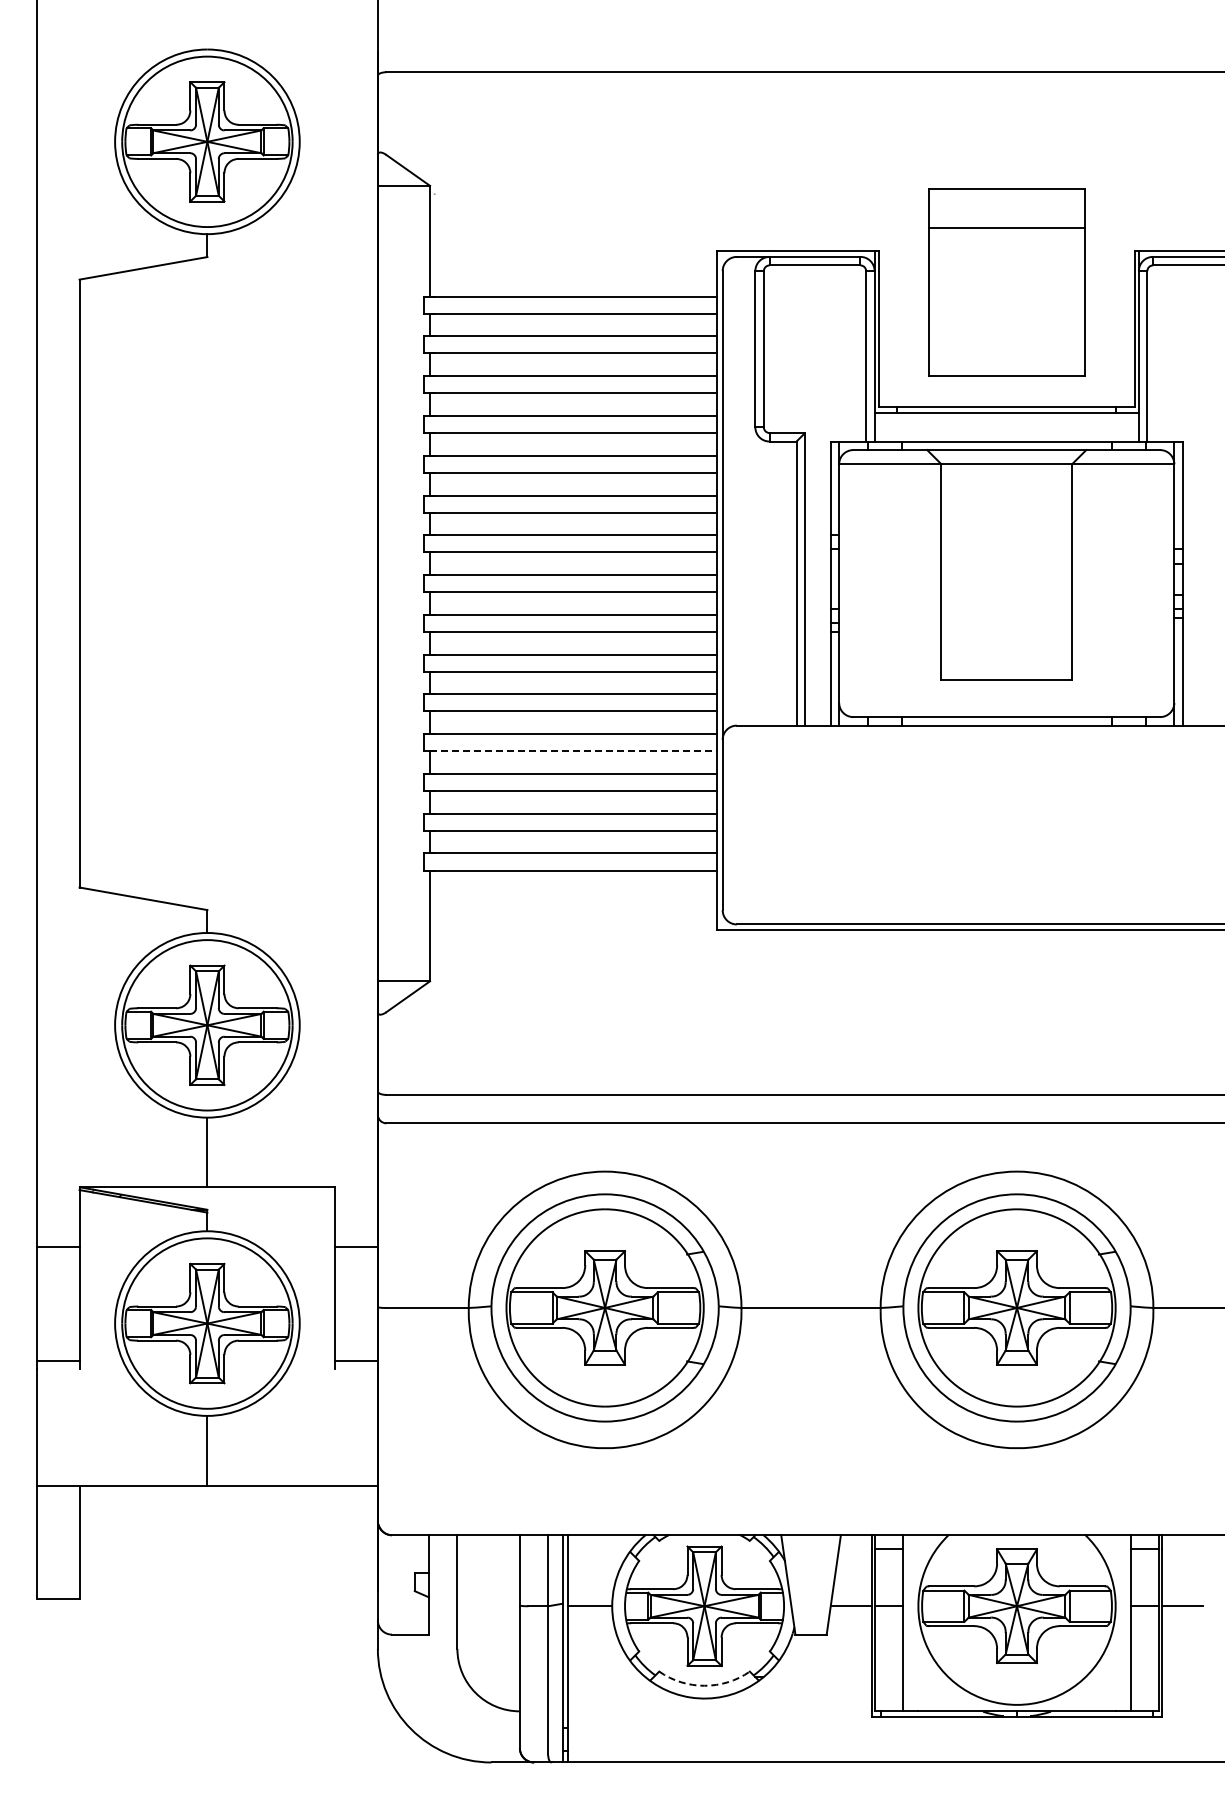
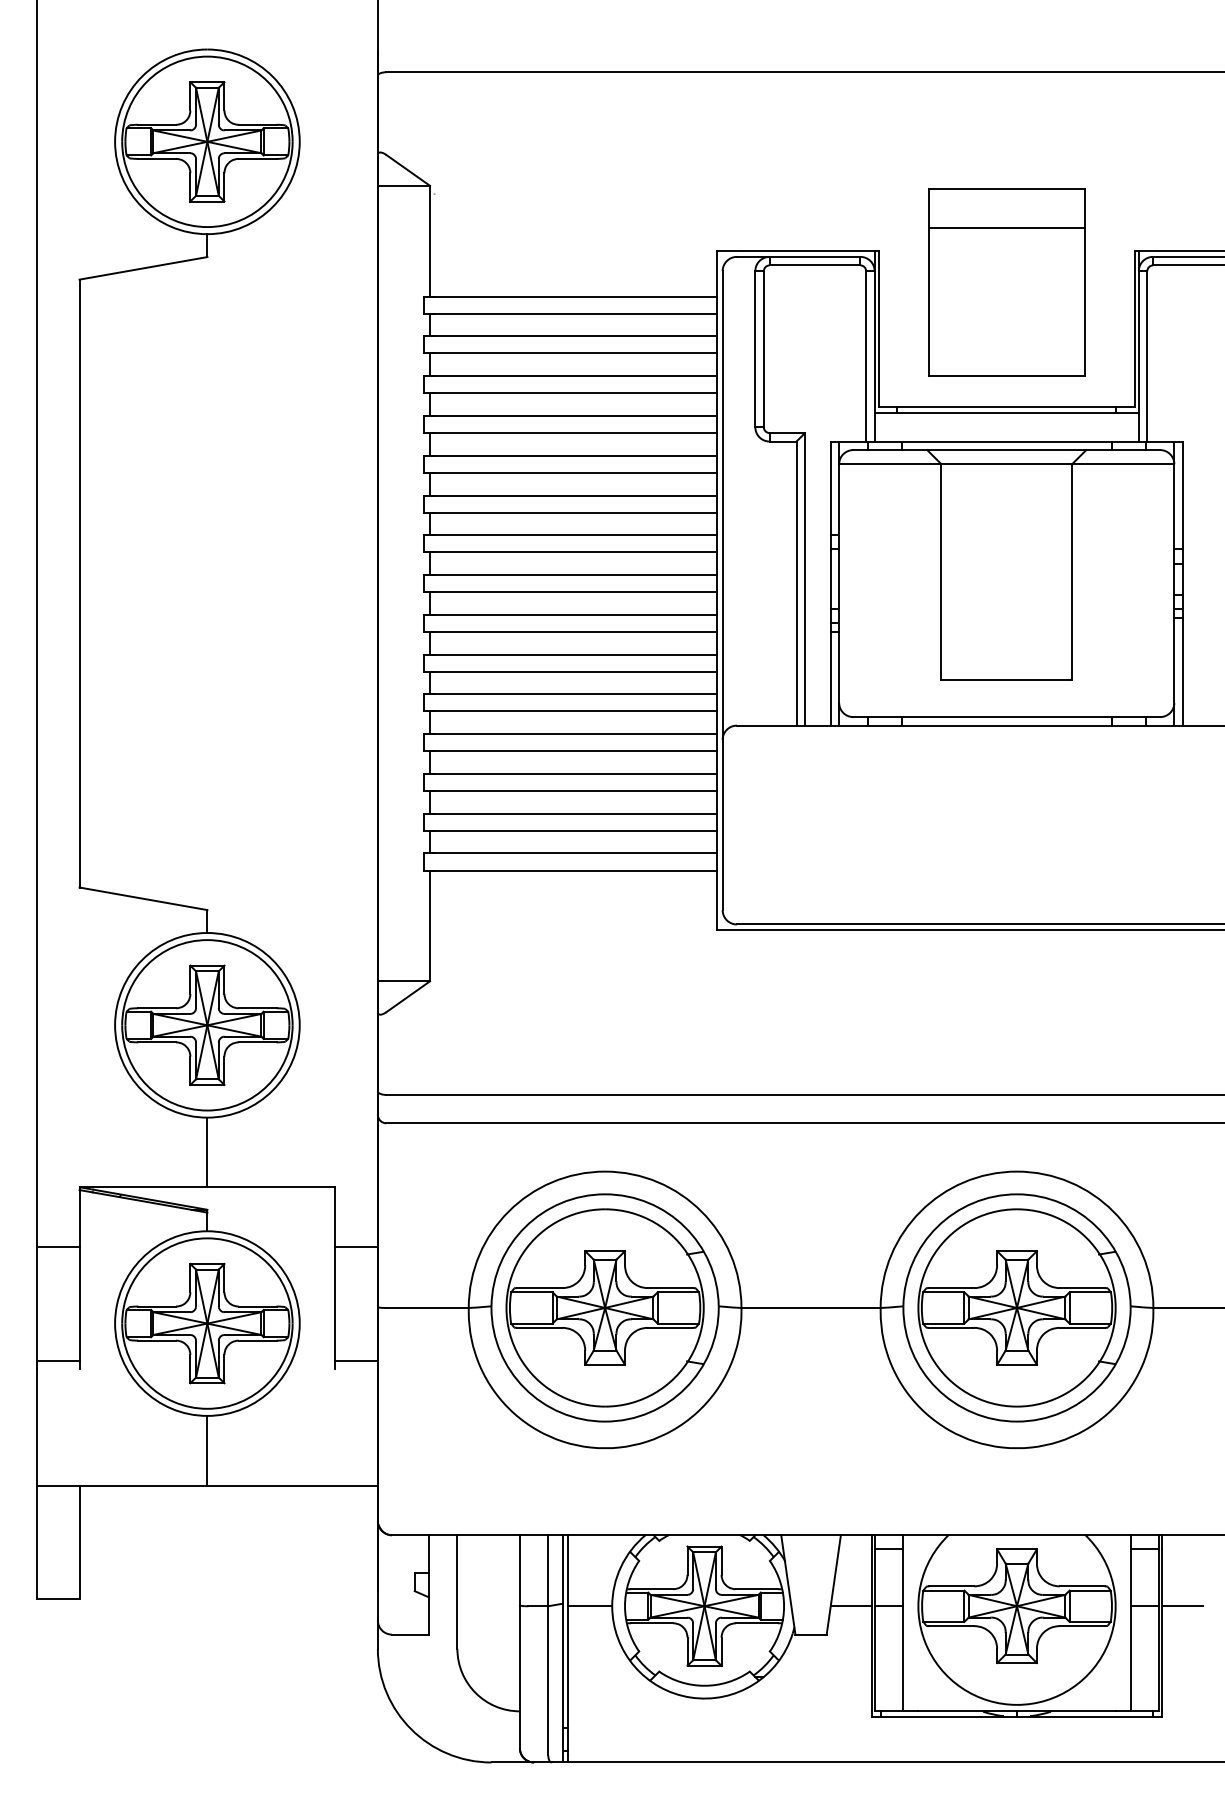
line: dashed -> solid (574, 751)
arc: dashed -> solid (704, 1685)
